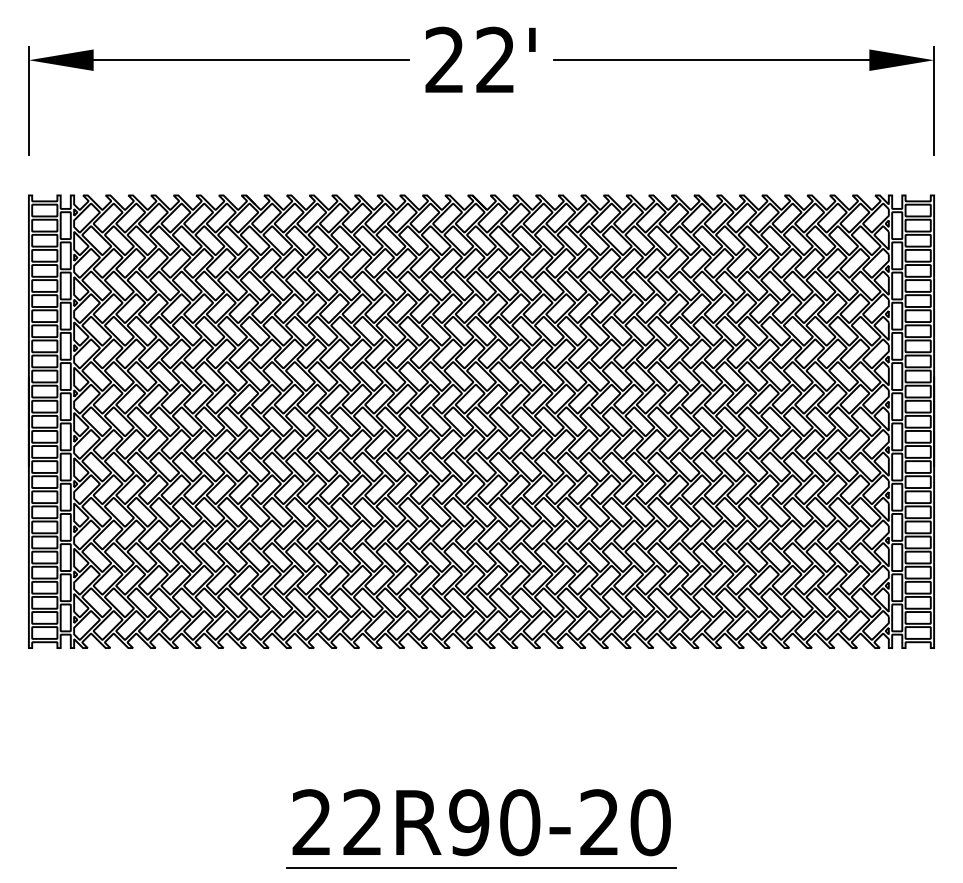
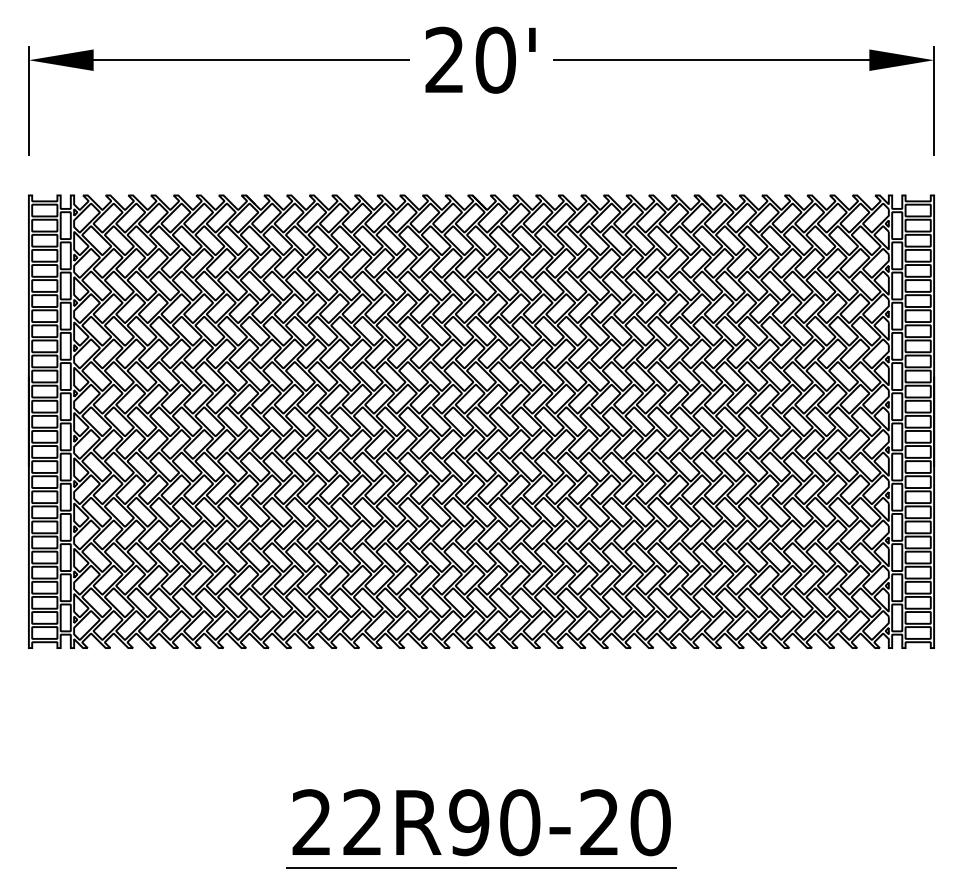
text: 22' -> 20' (495, 59)
